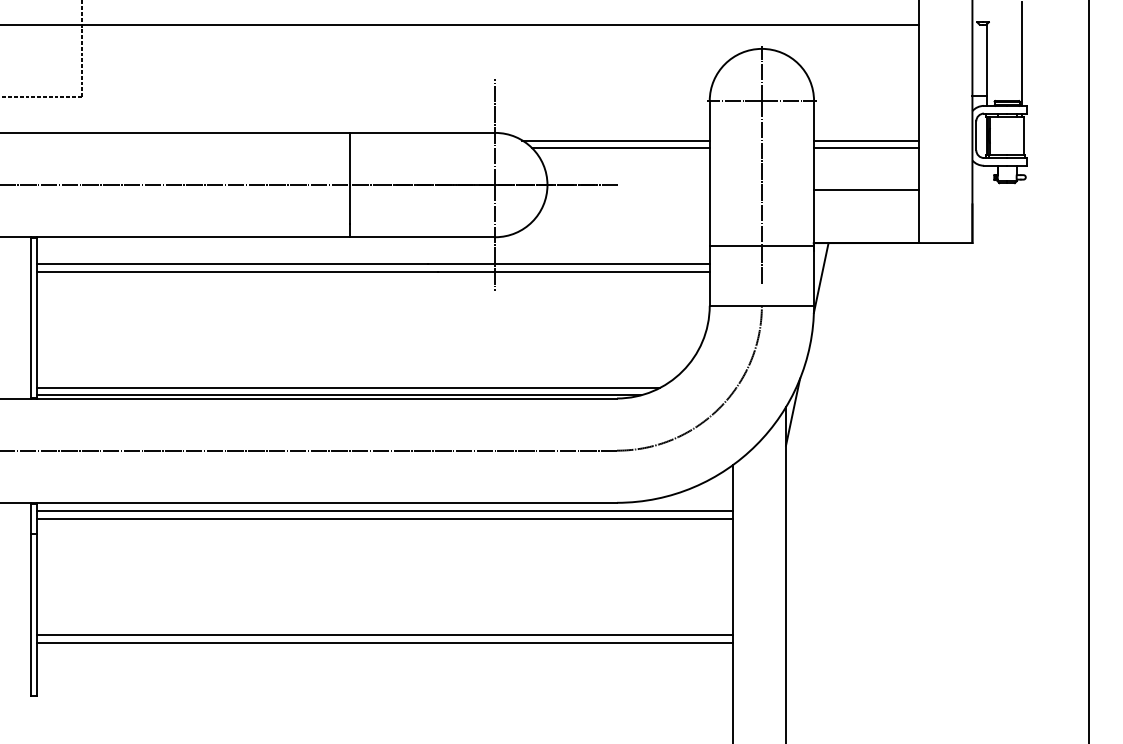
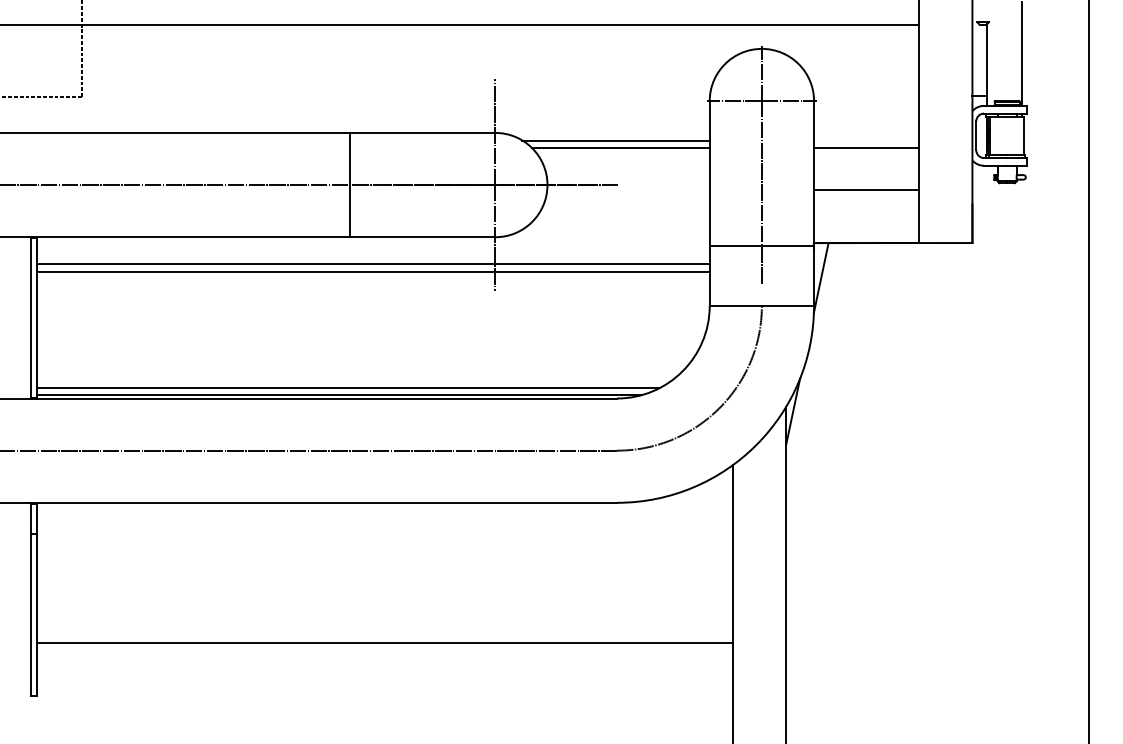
line: present -> none (866, 140)
line: present -> none (384, 511)
line: present -> none (384, 519)
line: present -> none (384, 635)
